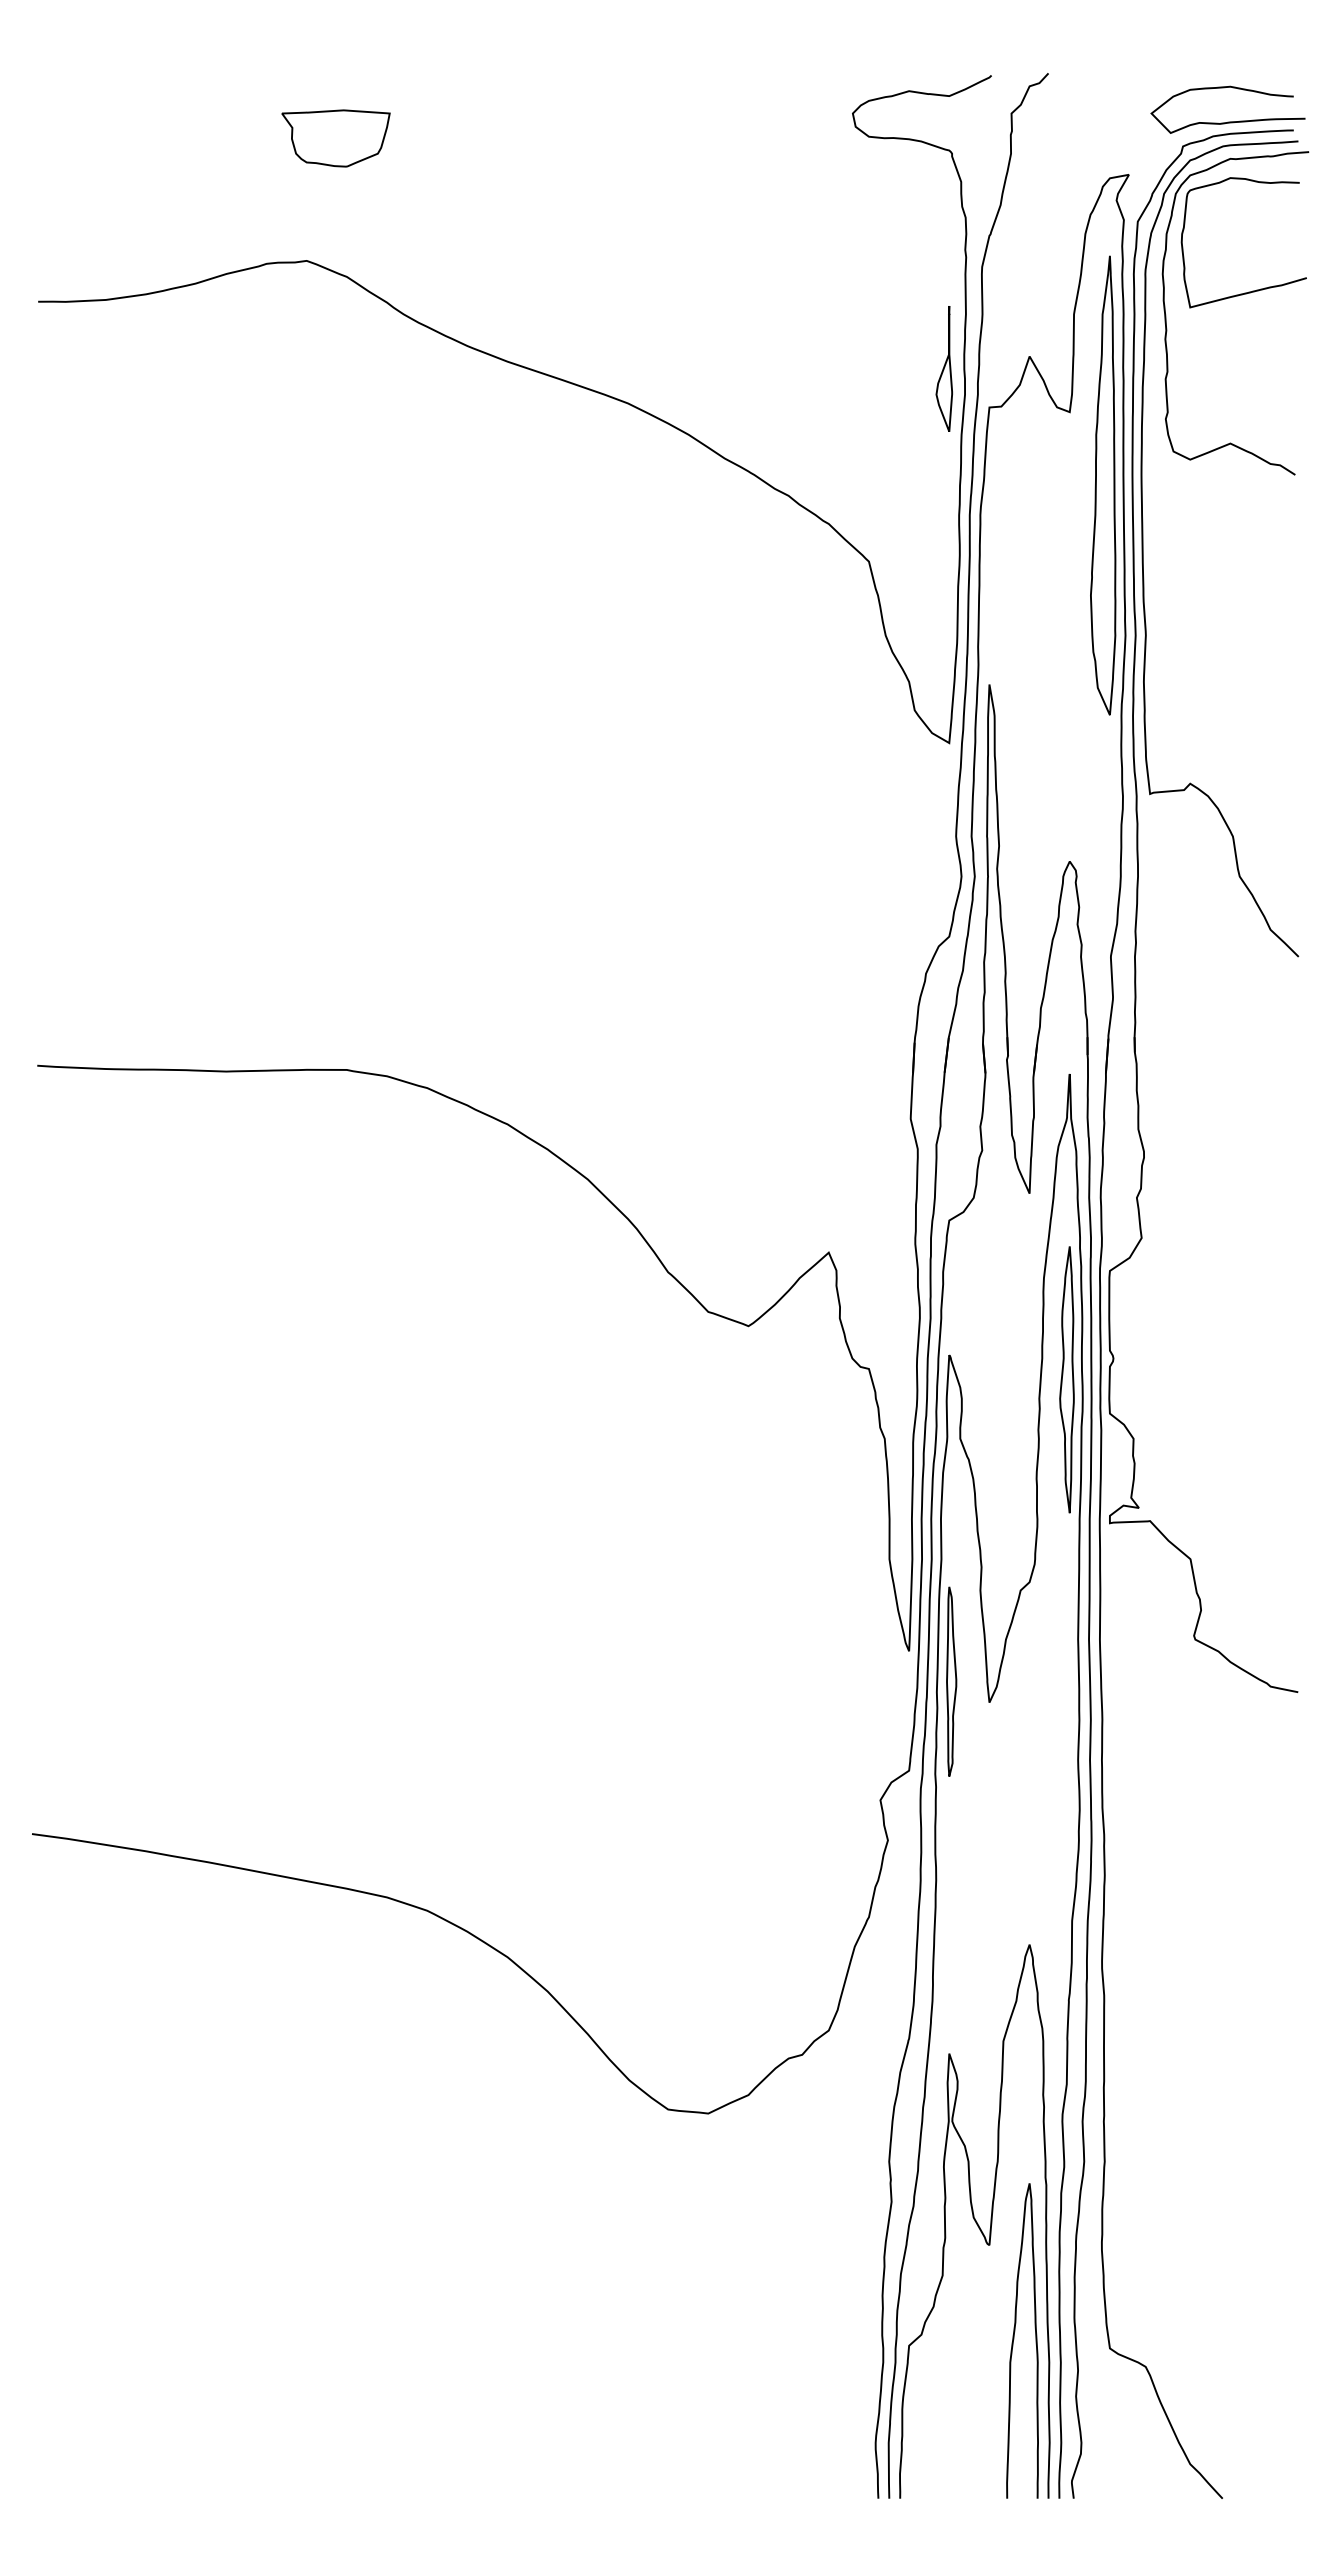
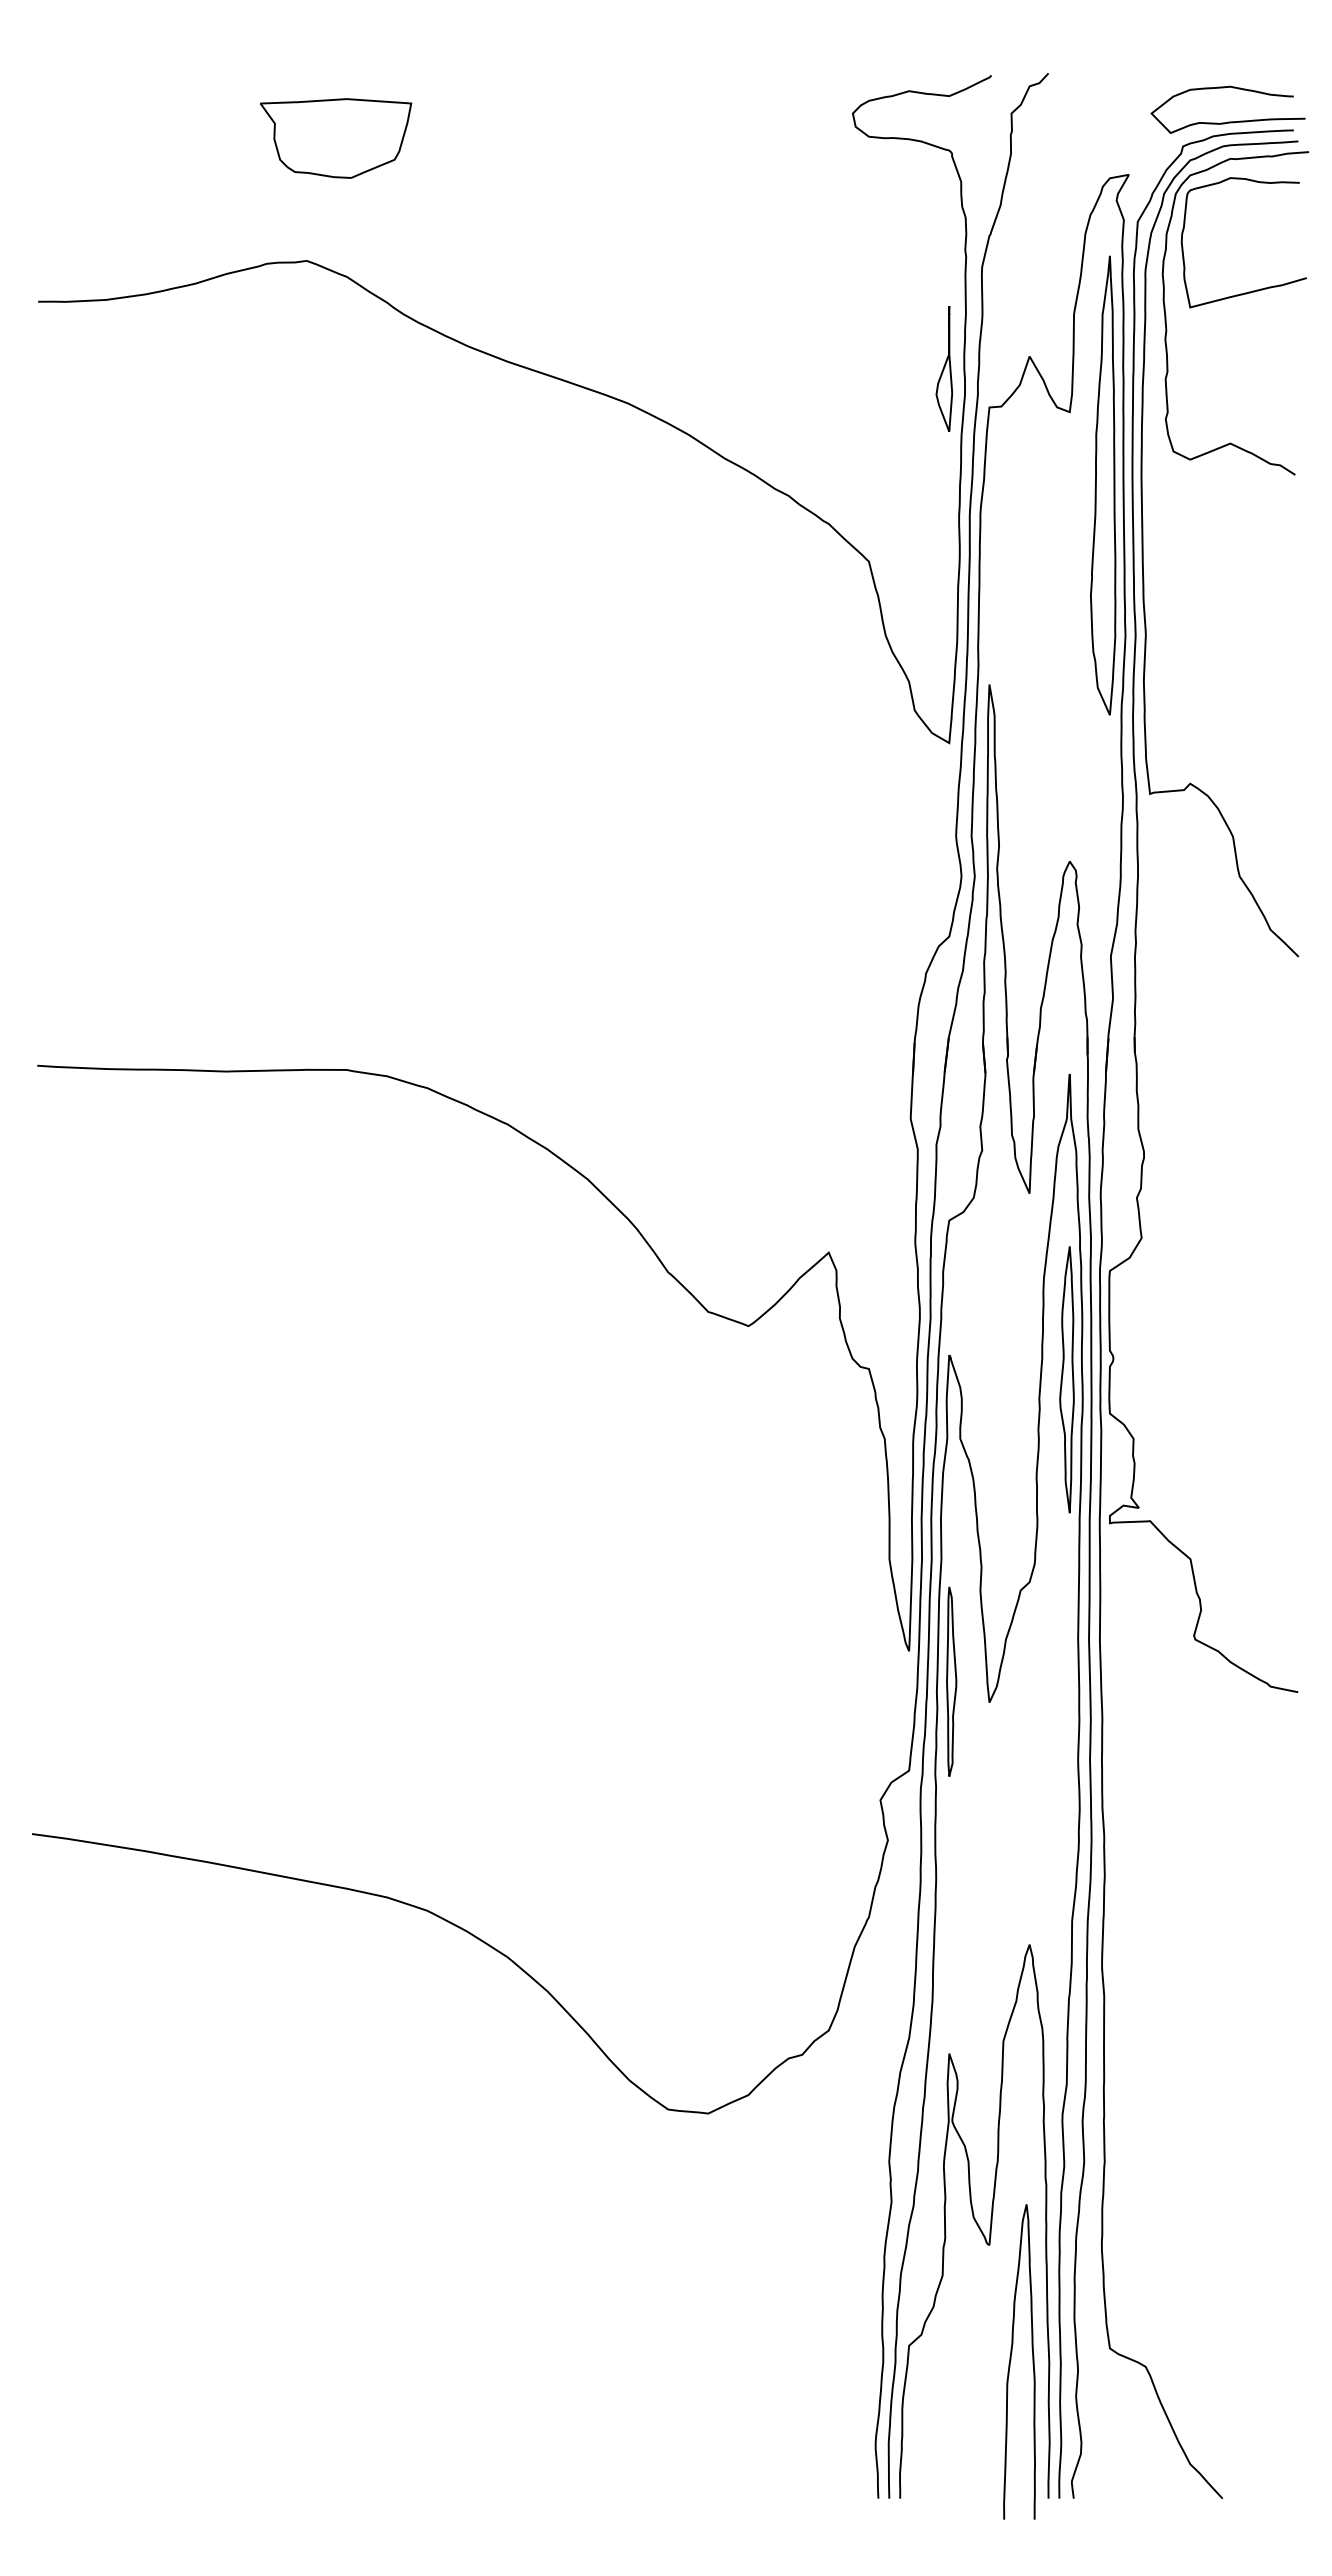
part size: 110x59 px -> 153x81 px (336, 138)
curve position: (1014, 2339) -> (1011, 2360) (1011, 2360)
